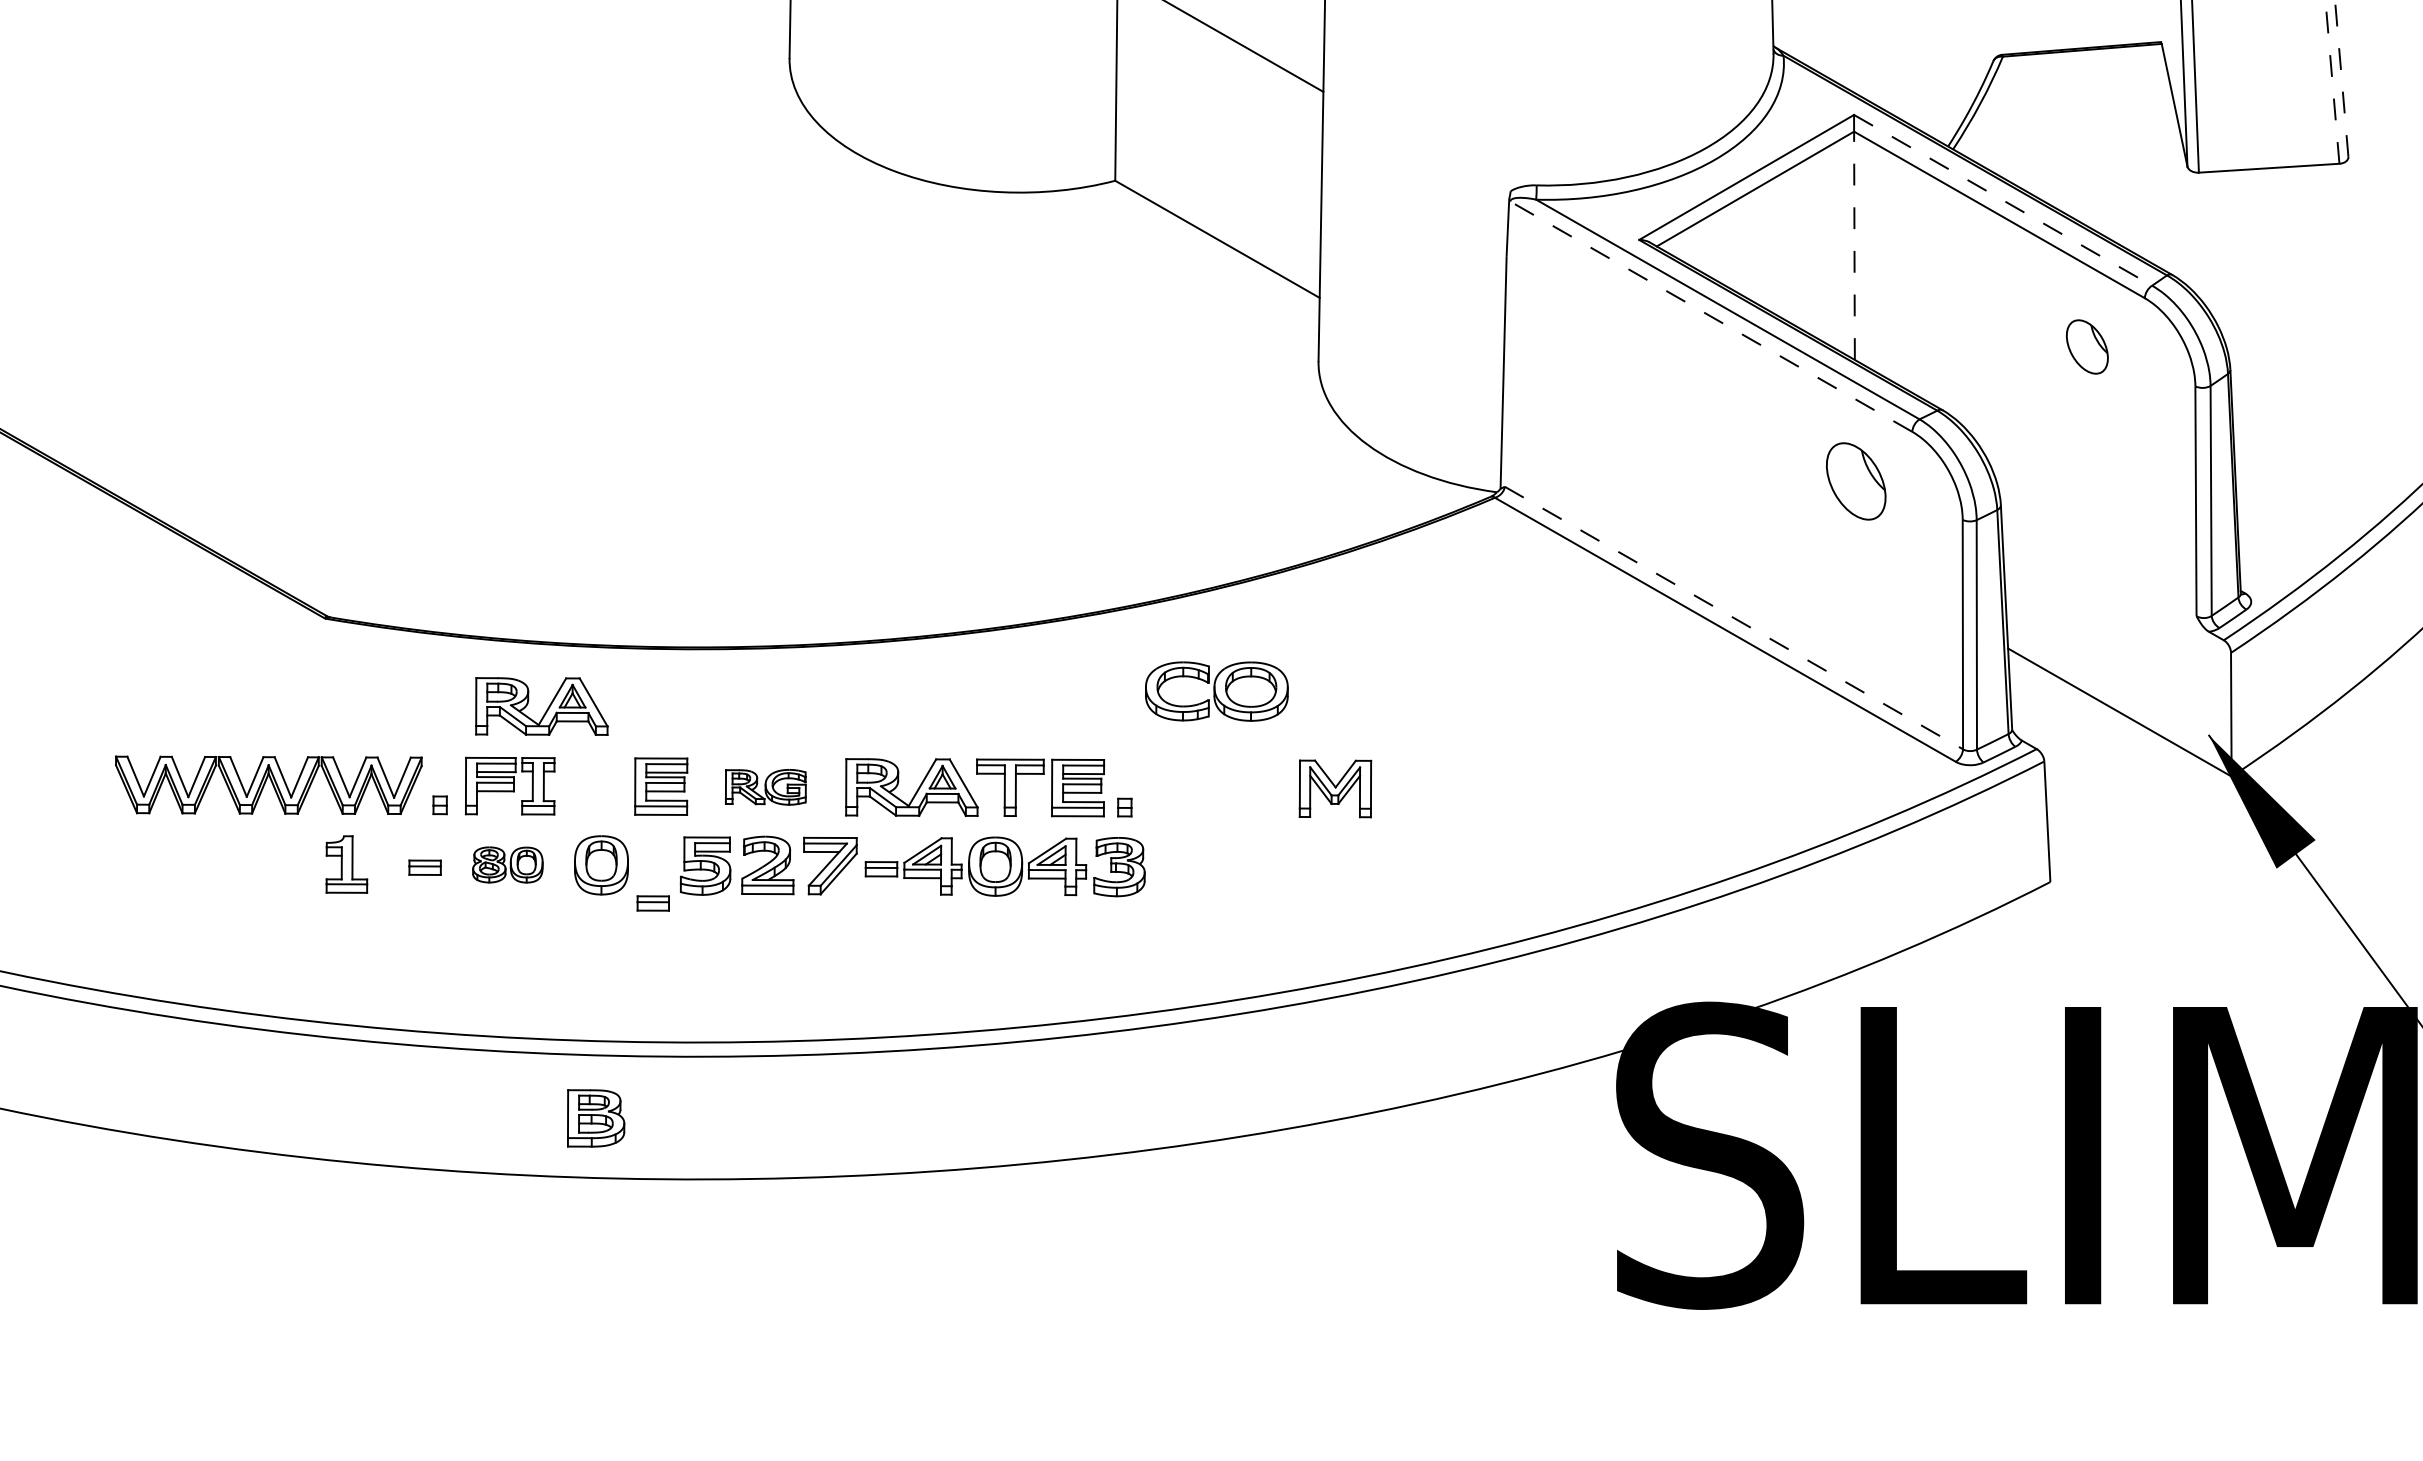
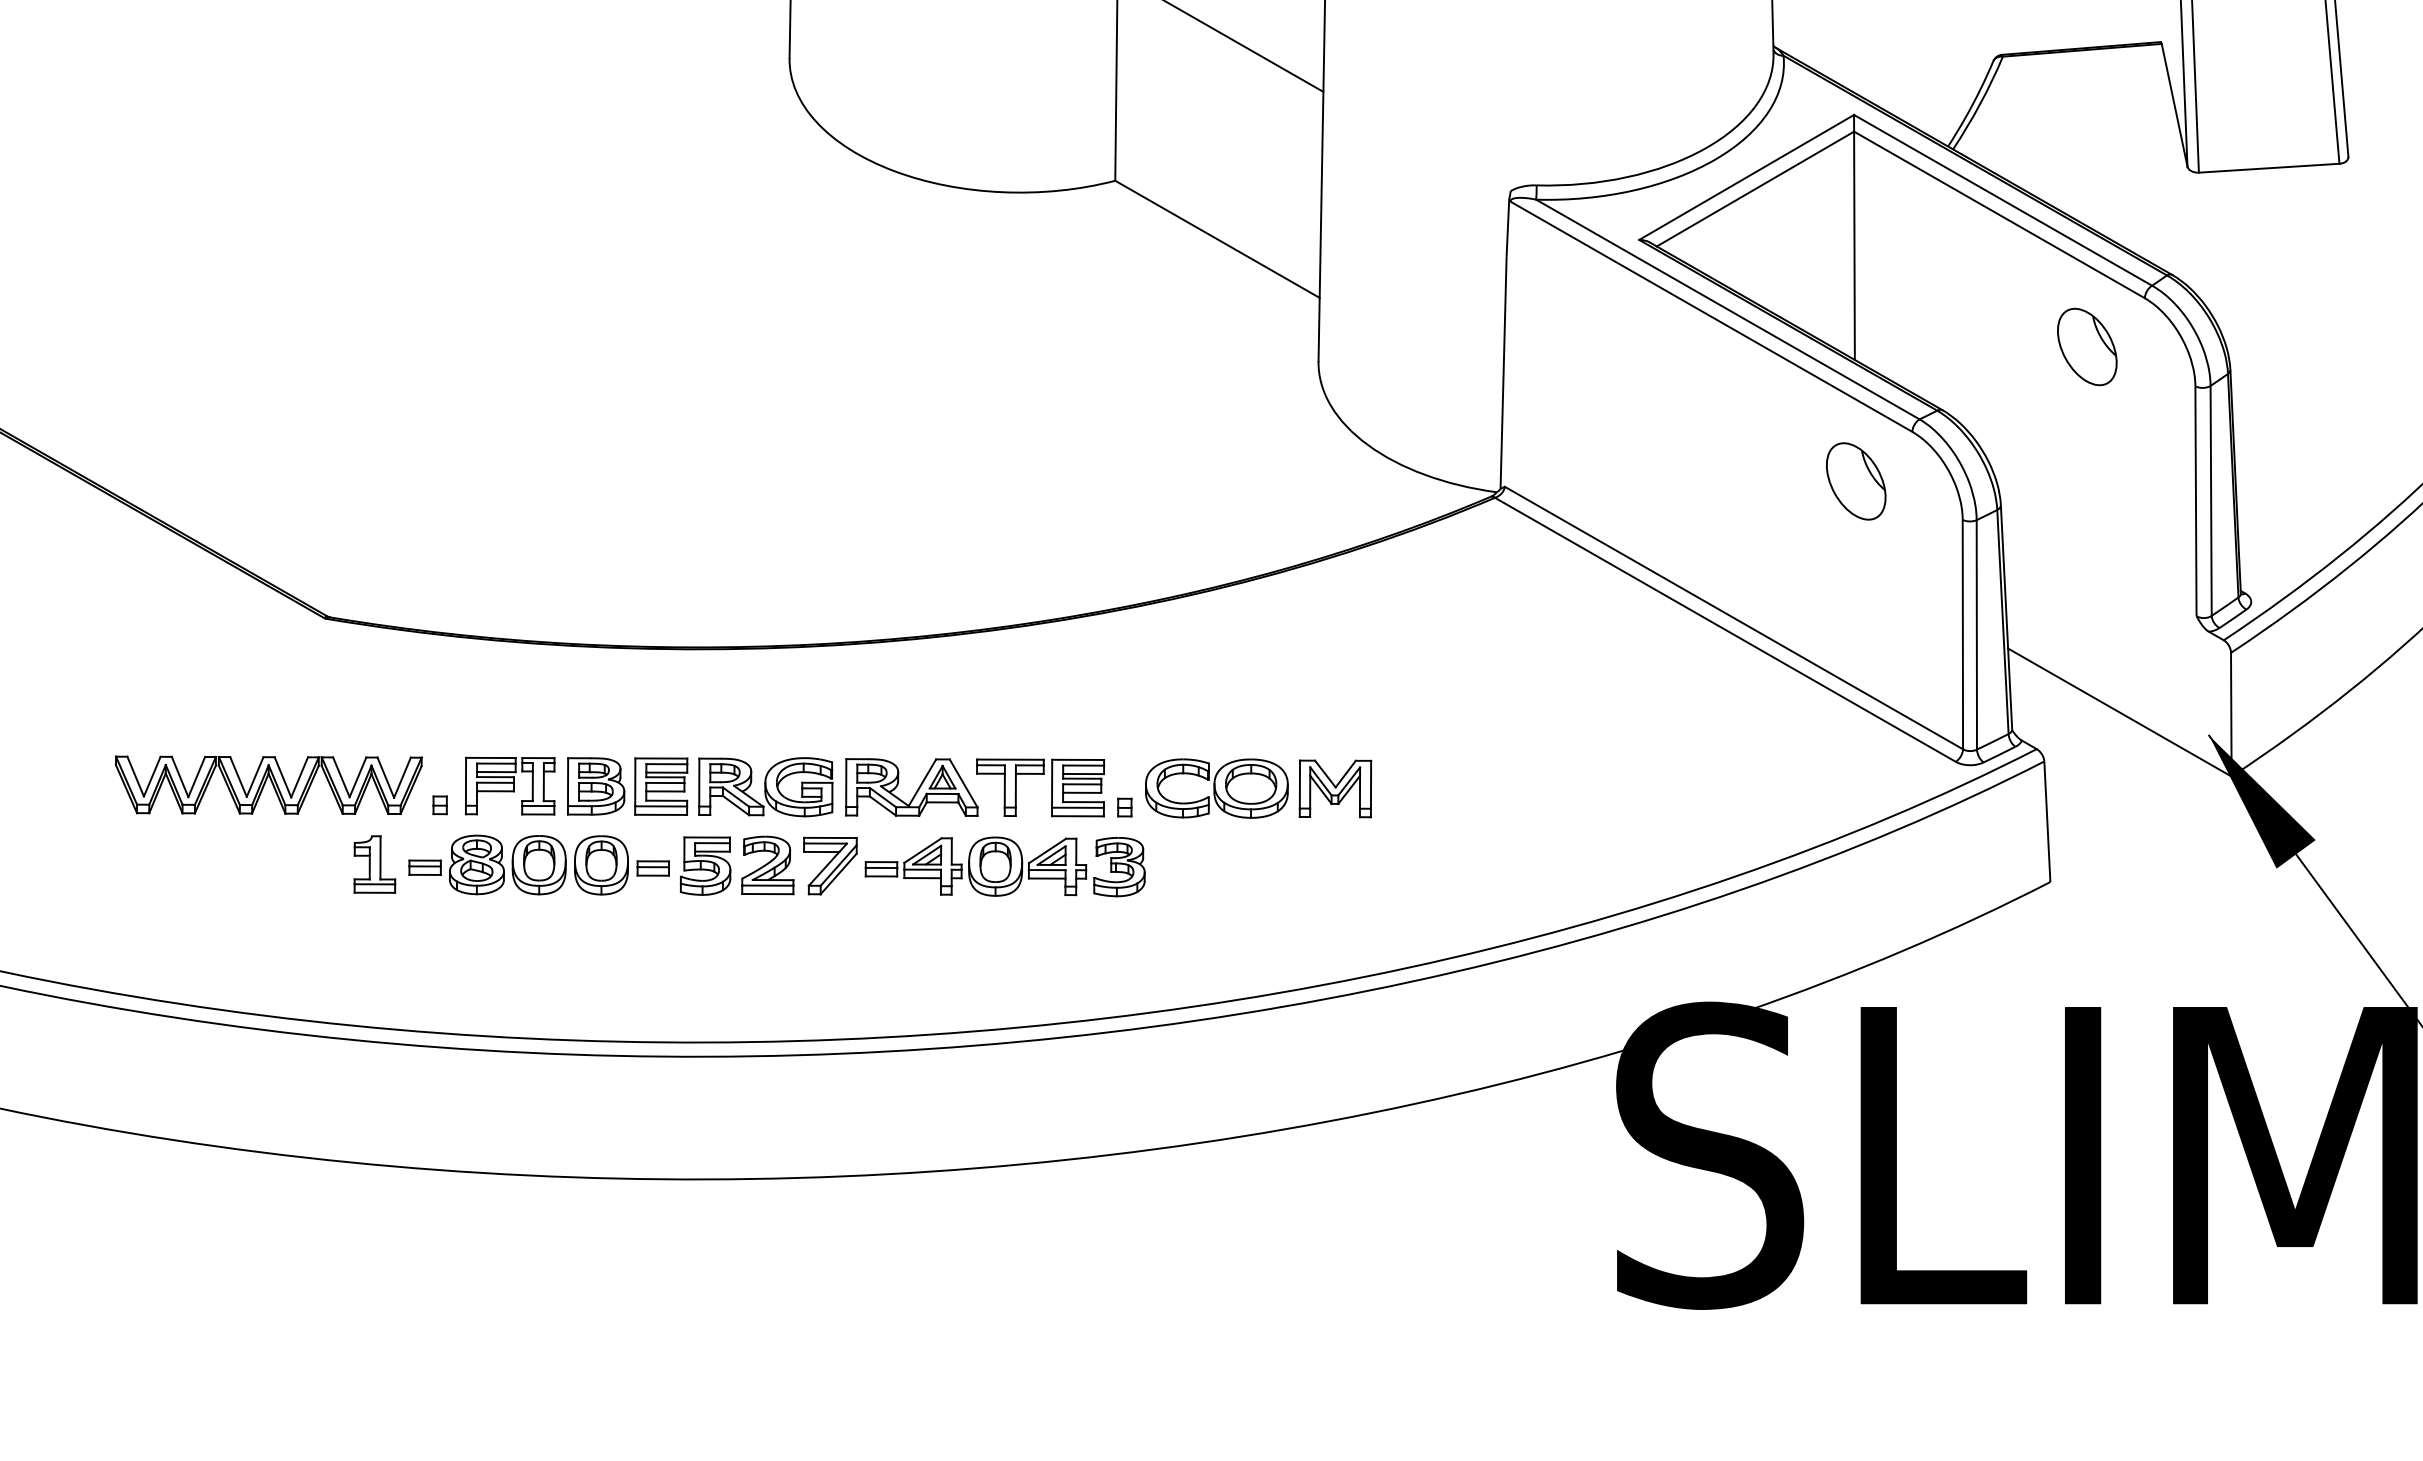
line: dashed -> solid (2341, 78)
line: dashed -> solid (2332, 82)
line: dashed -> solid (2003, 200)
line: dashed -> solid (1854, 245)
line: dashed -> solid (1711, 316)
part size: 44x56 px -> 61x80 px (2087, 346)
line: dashed -> solid (1734, 618)
part position: (1216, 691) -> (1216, 788) (1216, 788)
part: present -> none (541, 706)
part size: 82x37 px -> 136x61 px (765, 787)
part position: (346, 864) -> (374, 864) (374, 864)
part size: 72x38 px -> 118x62 px (507, 864)
part position: (652, 903) -> (652, 868) (652, 868)
part position: (596, 1118) -> (596, 786) (596, 786)
